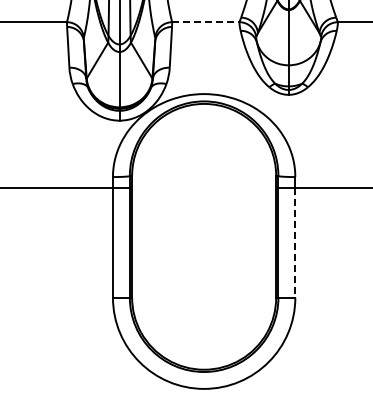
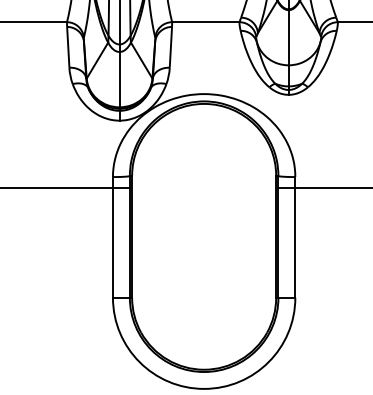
line: dashed -> solid (205, 22)
line: dashed -> solid (295, 242)
